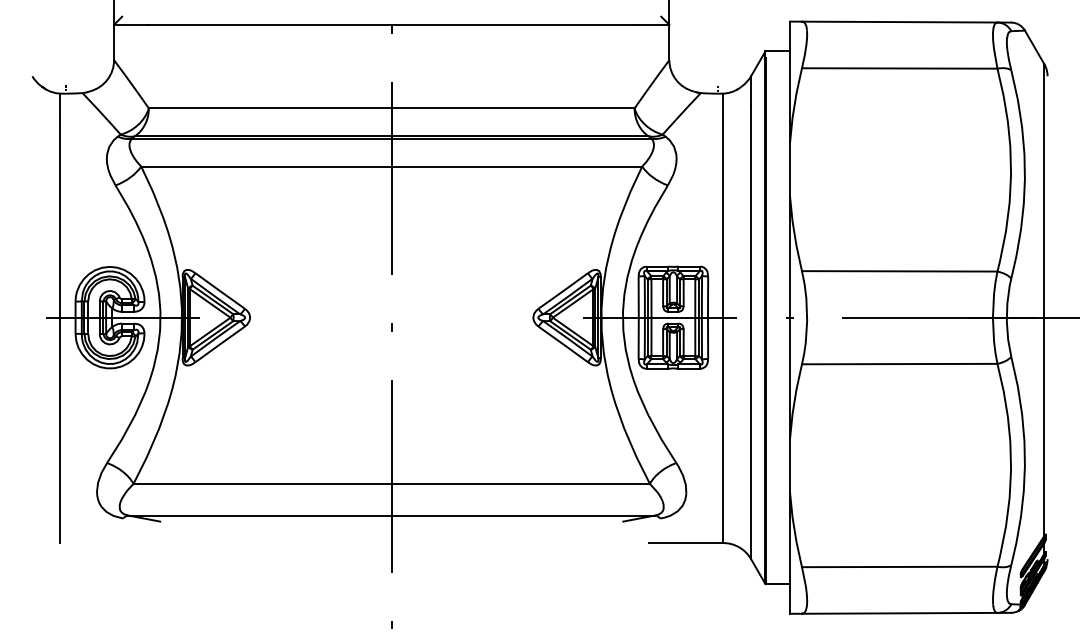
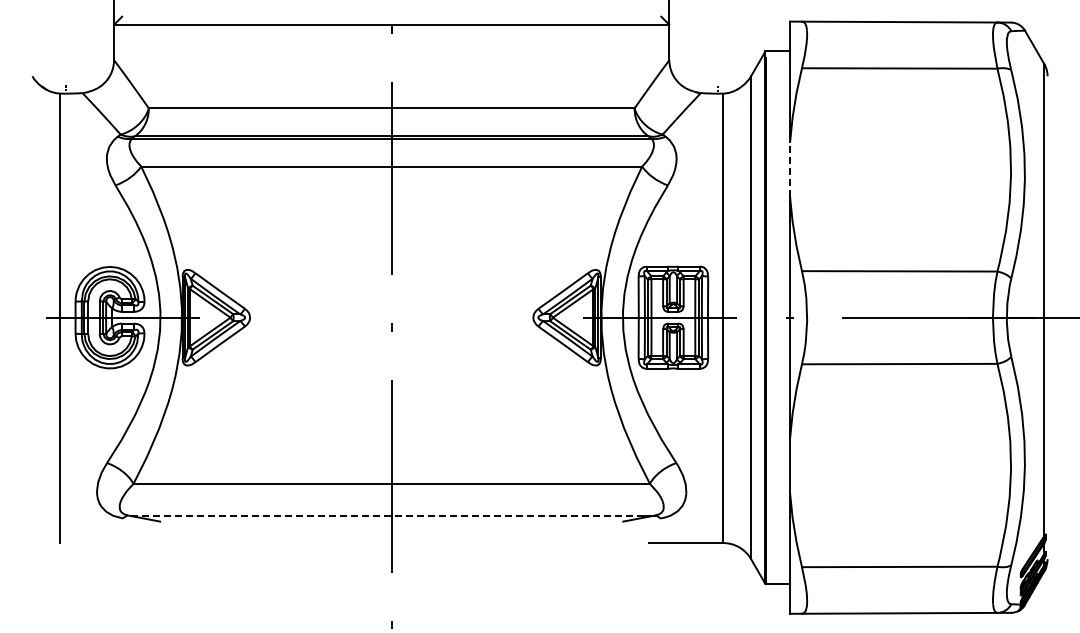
line: solid -> dashed (790, 169)
line: solid -> dashed (386, 515)
